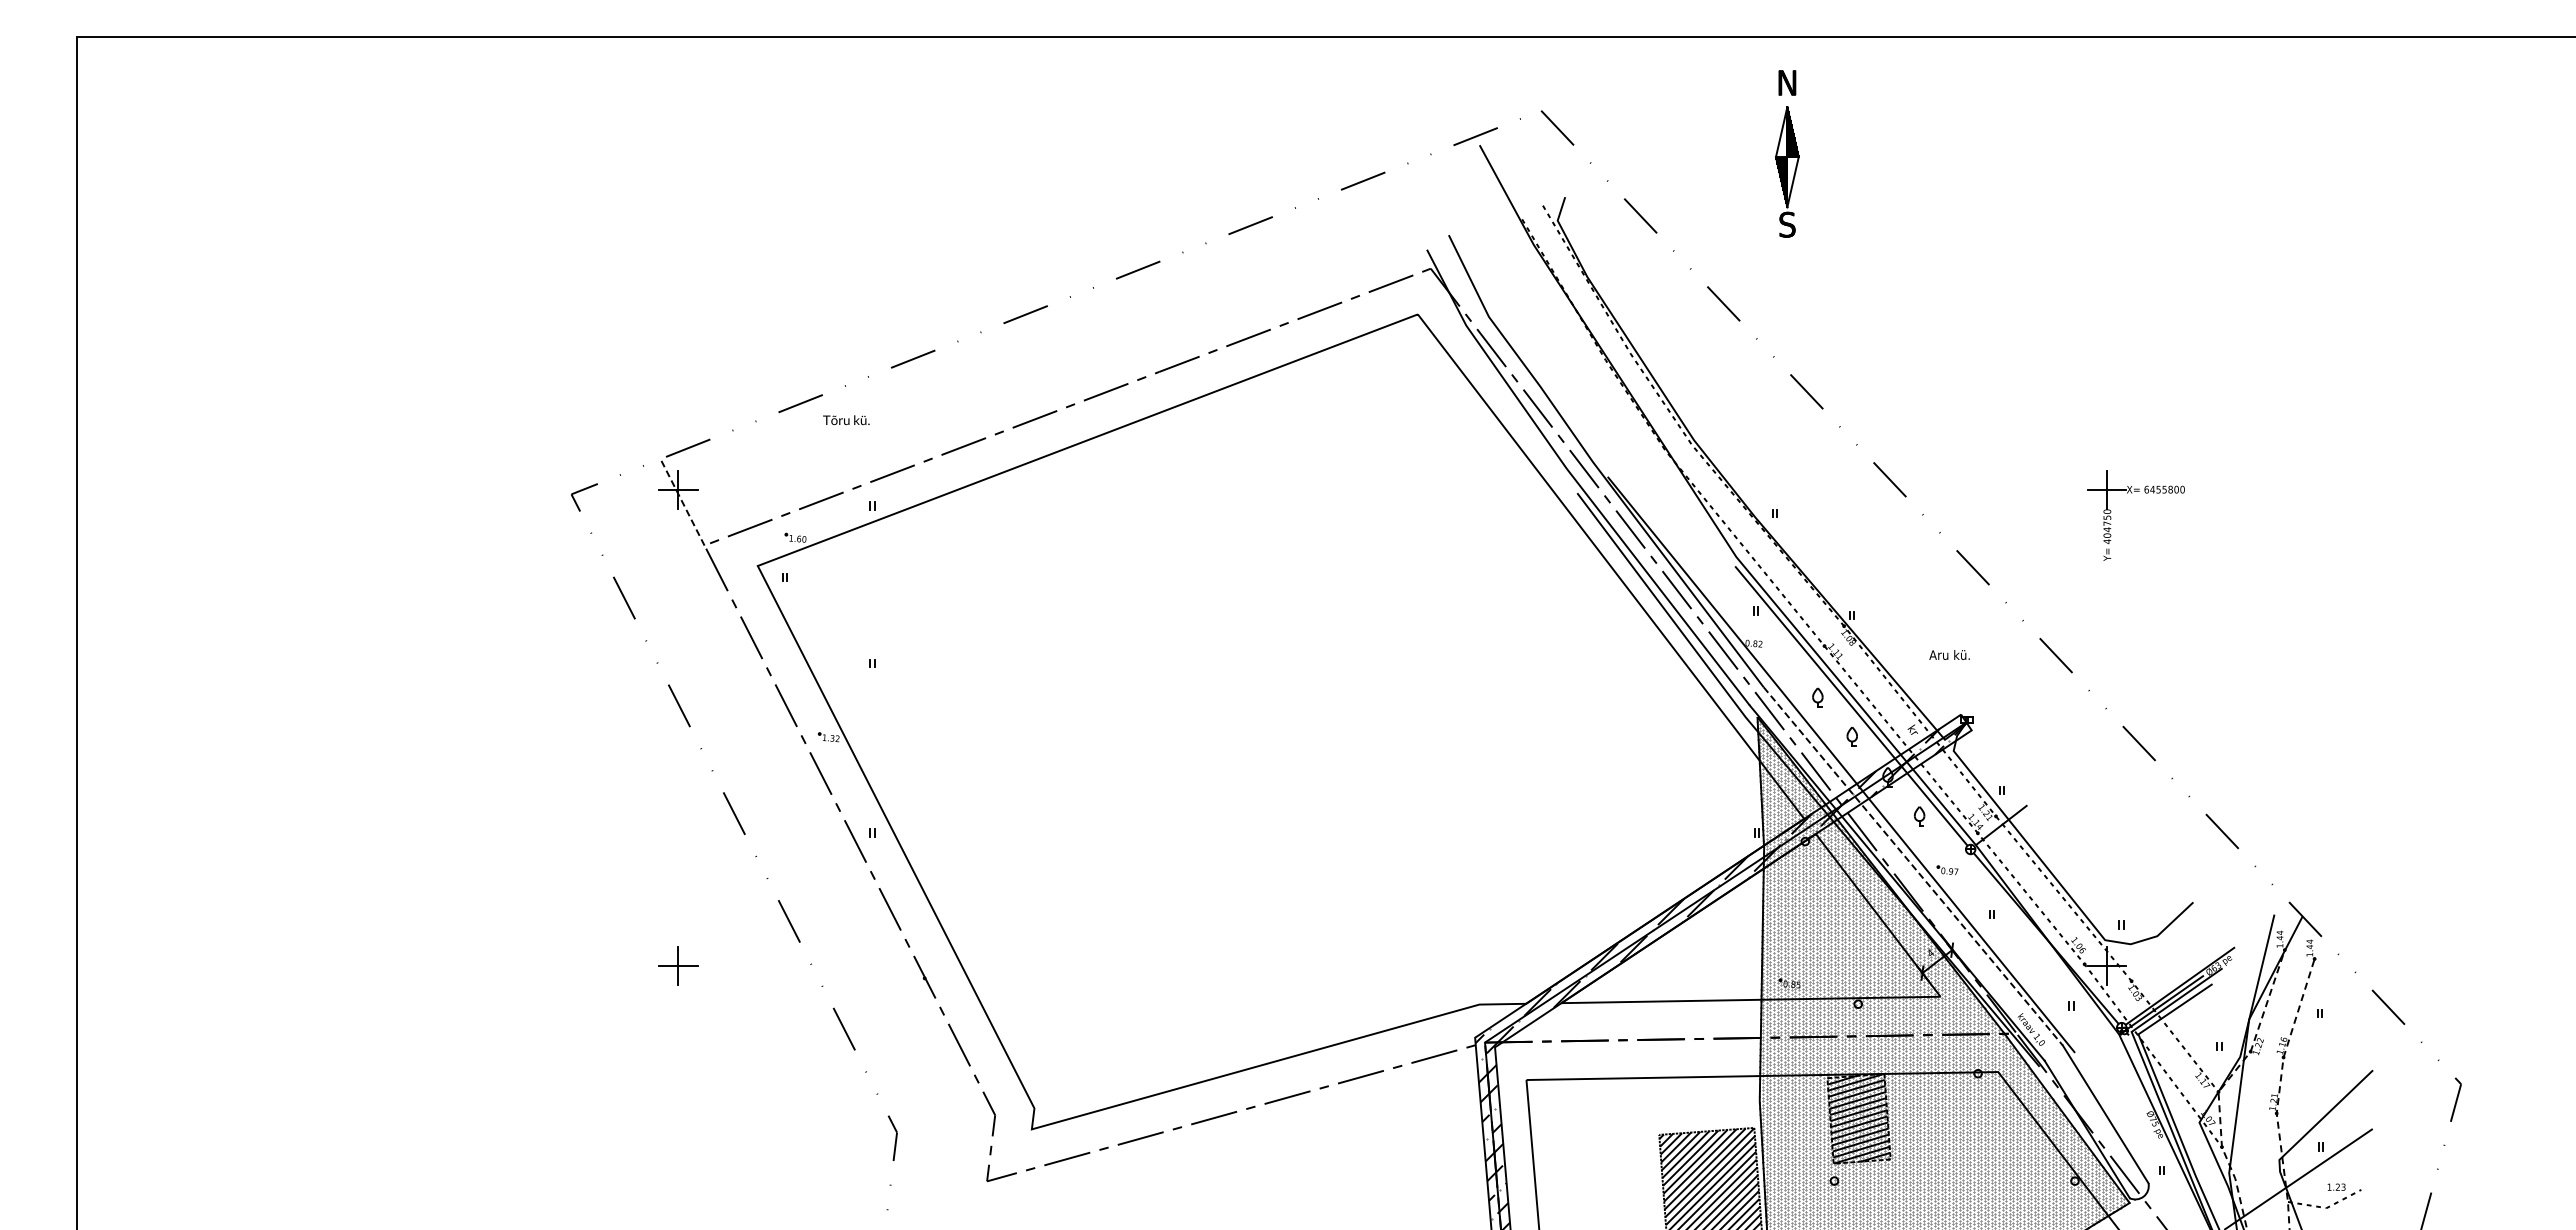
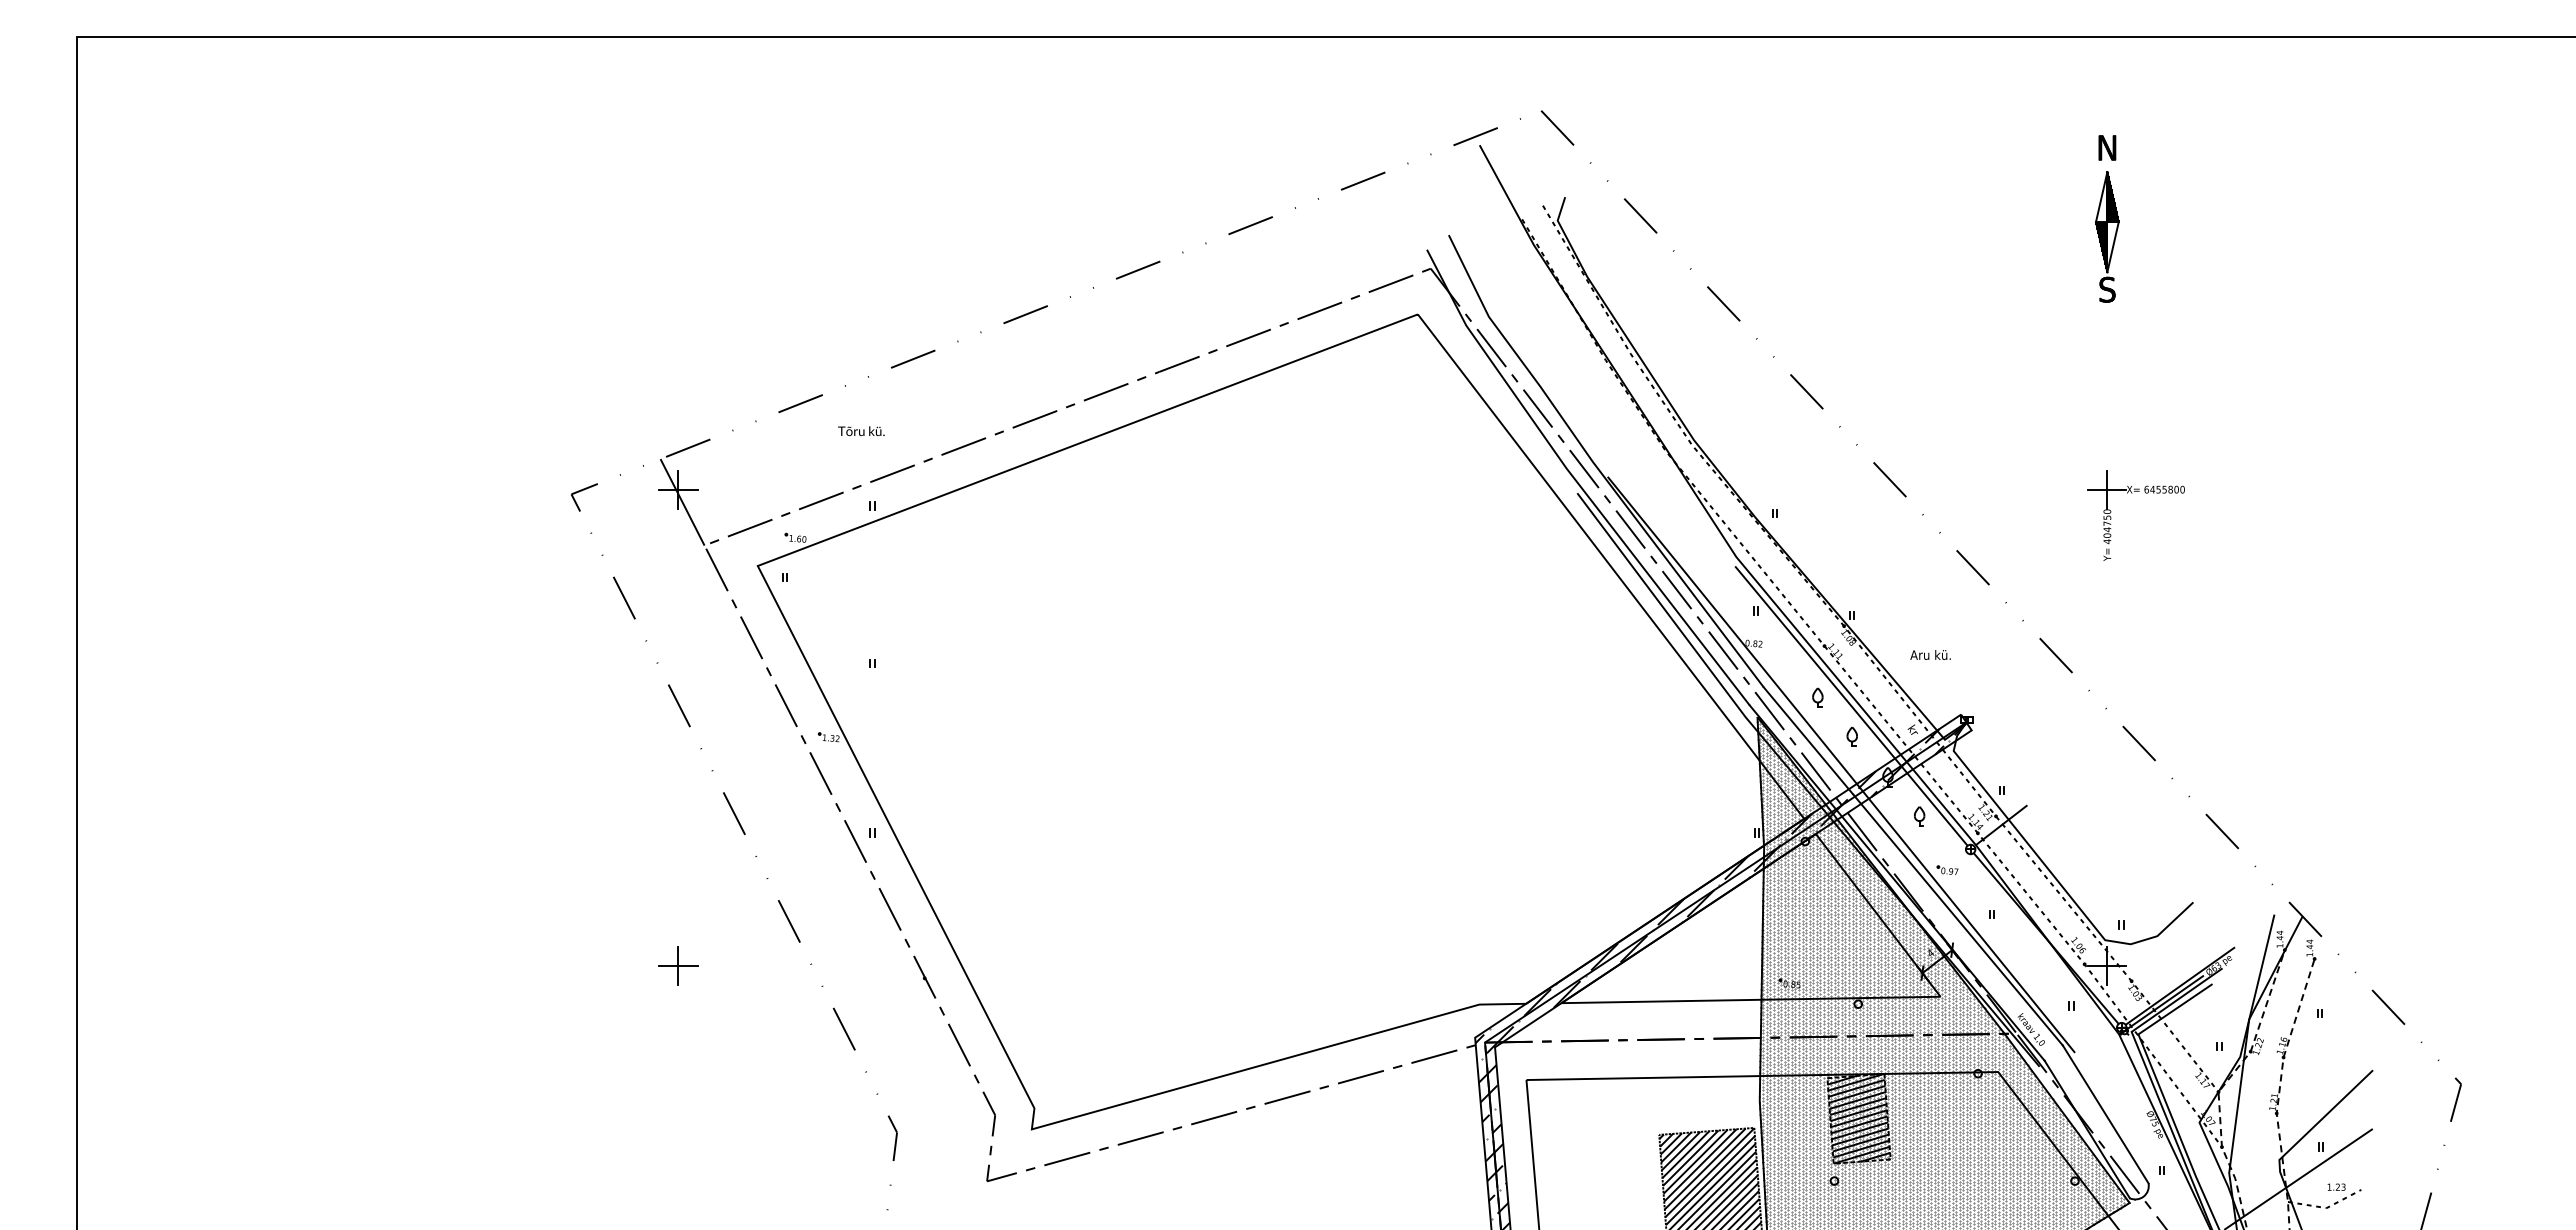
part position: (1787, 153) -> (2107, 218) (2107, 218)
text position: (846, 420) -> (861, 431) (861, 431)
line: dashed -> solid (682, 502)
text position: (1949, 654) -> (1930, 654) (1930, 654)
line: dashed -> solid (1913, 866)
